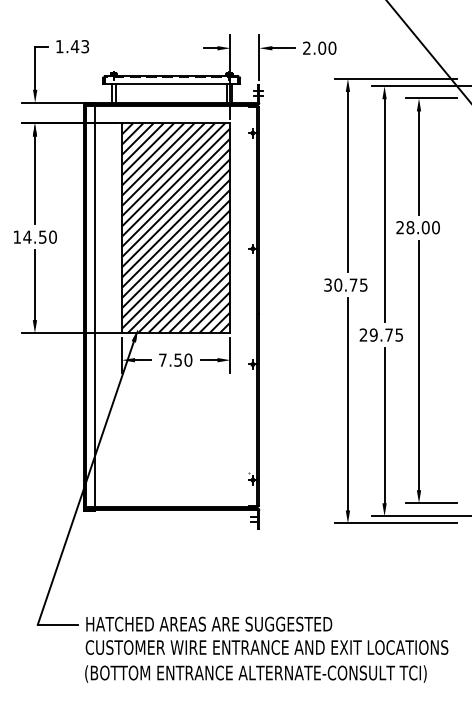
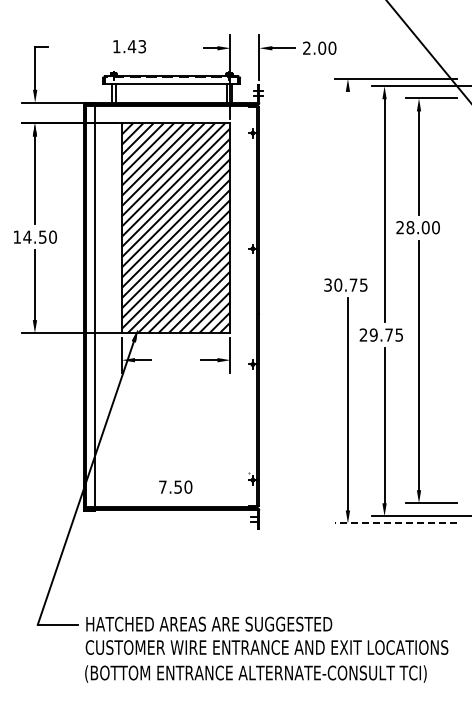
text position: (72, 46) -> (129, 46) (129, 46)
line: present -> none (347, 181)
text position: (175, 359) -> (175, 486) (175, 486)
line: solid -> dashed (395, 523)
